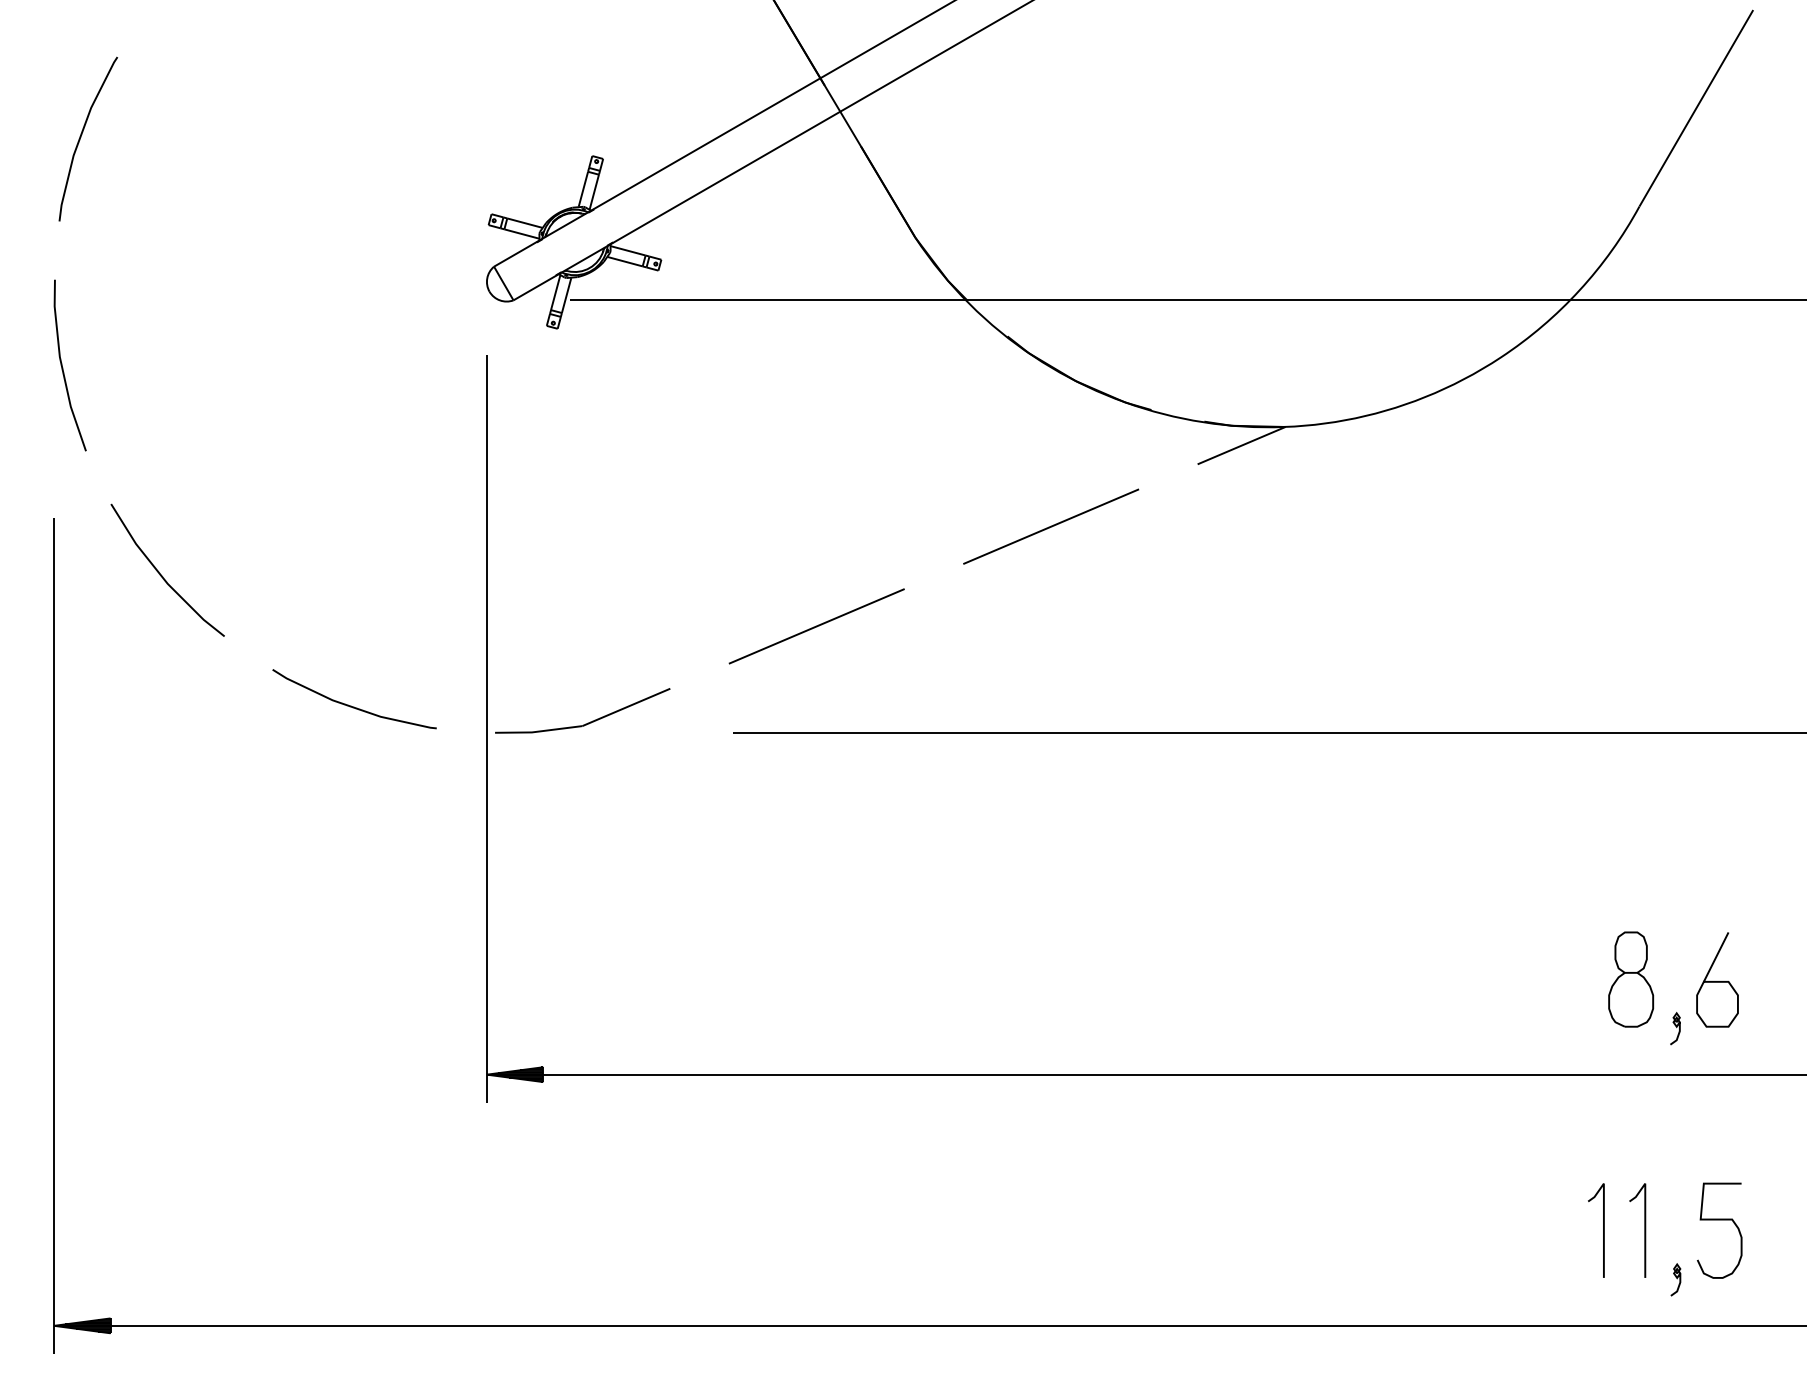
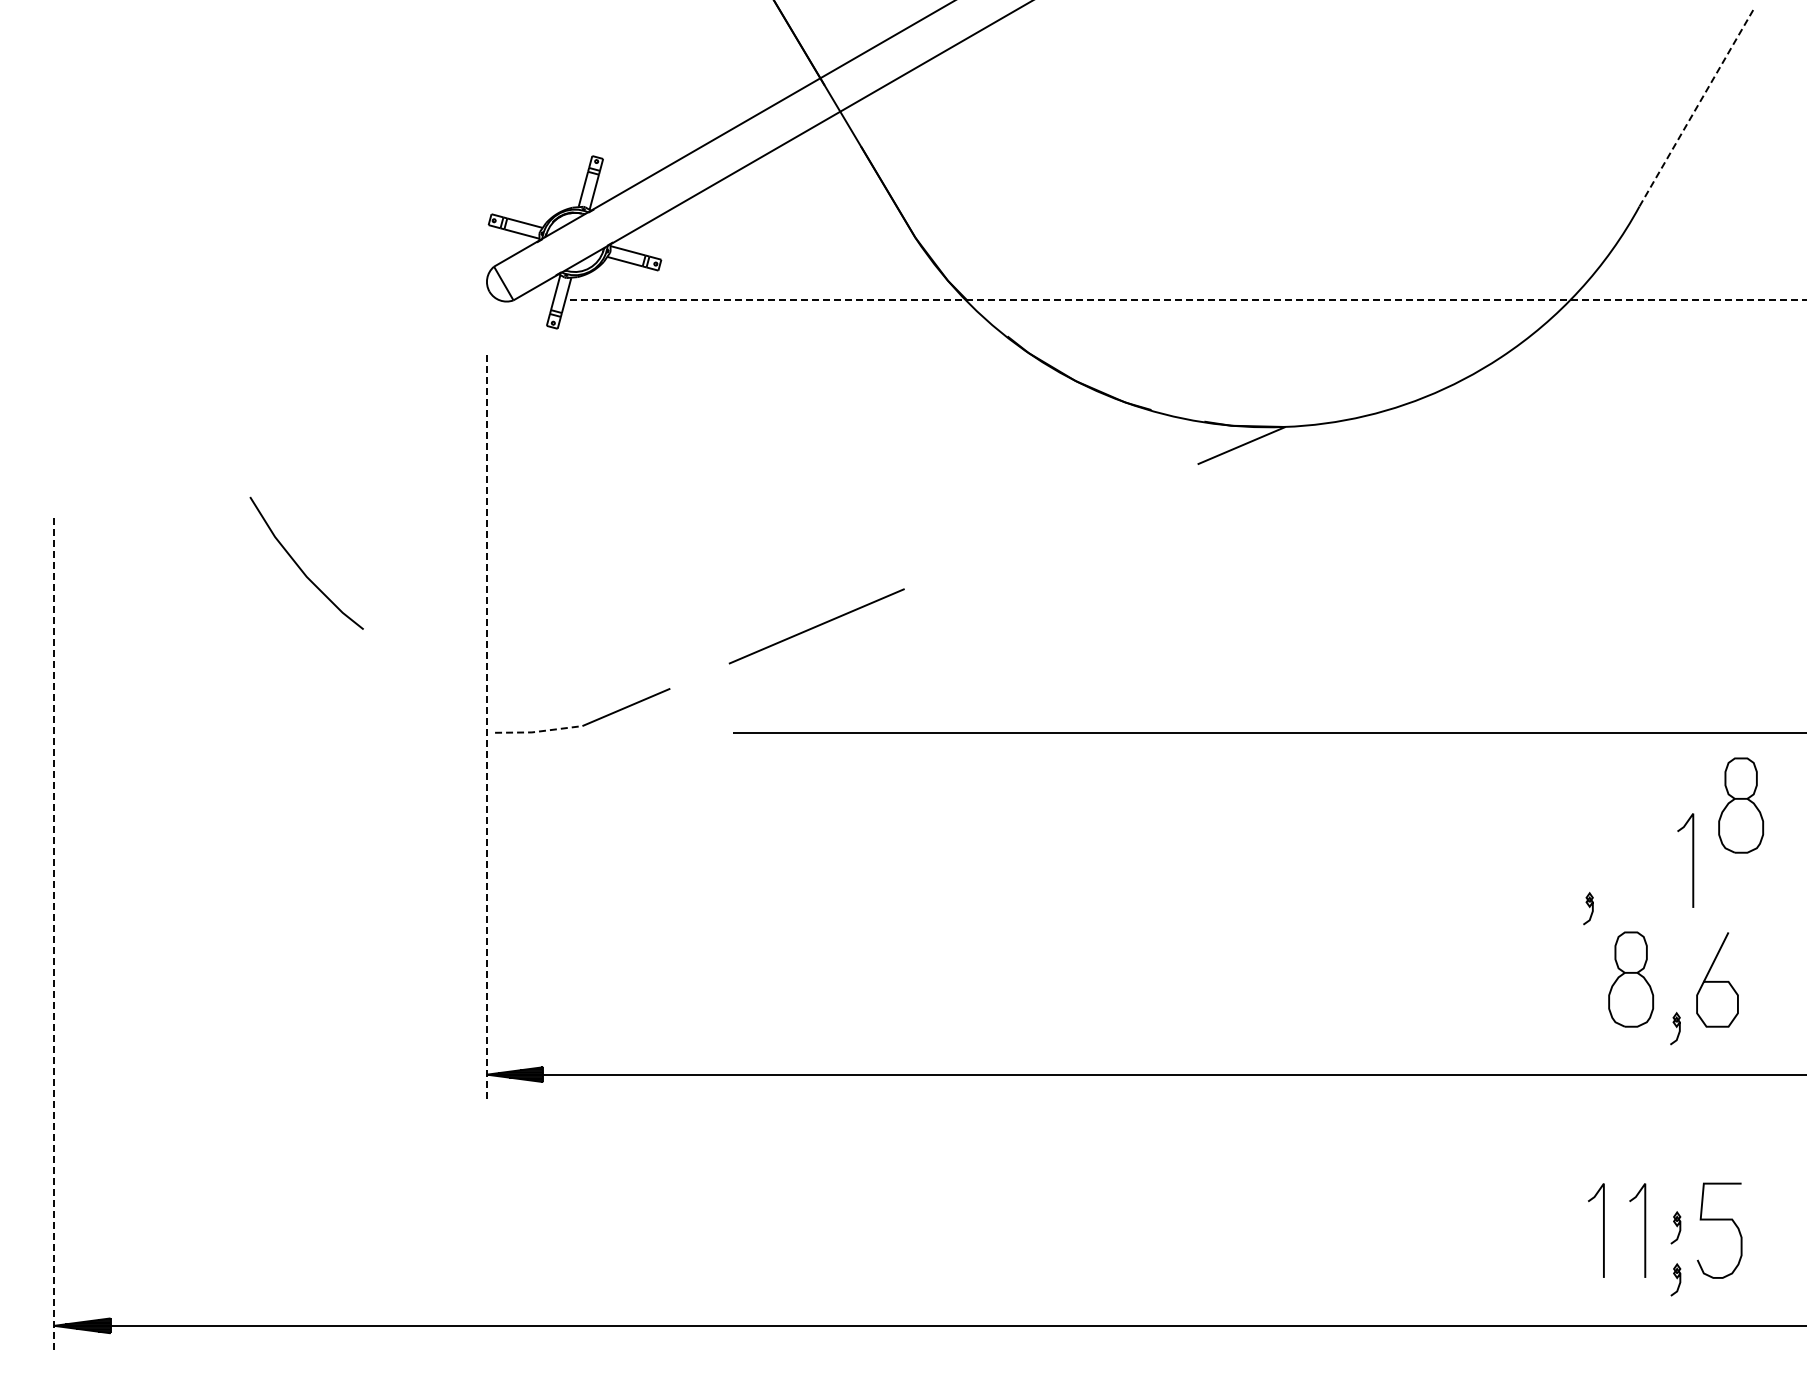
line: solid -> dashed (1696, 108)
curve: present -> none (81, 137)
line: solid -> dashed (1188, 300)
line: present -> none (63, 367)
line: present -> none (1051, 526)
line position: (161, 574) -> (300, 567) (300, 567)
curve: present -> none (351, 705)
line: solid -> dashed (486, 729)
line: solid -> dashed (538, 731)
part: none -> present (1741, 805)
line: none -> present (1692, 860)
part: none -> present (1588, 908)
line: solid -> dashed (54, 936)
part: none -> present (1675, 1227)
